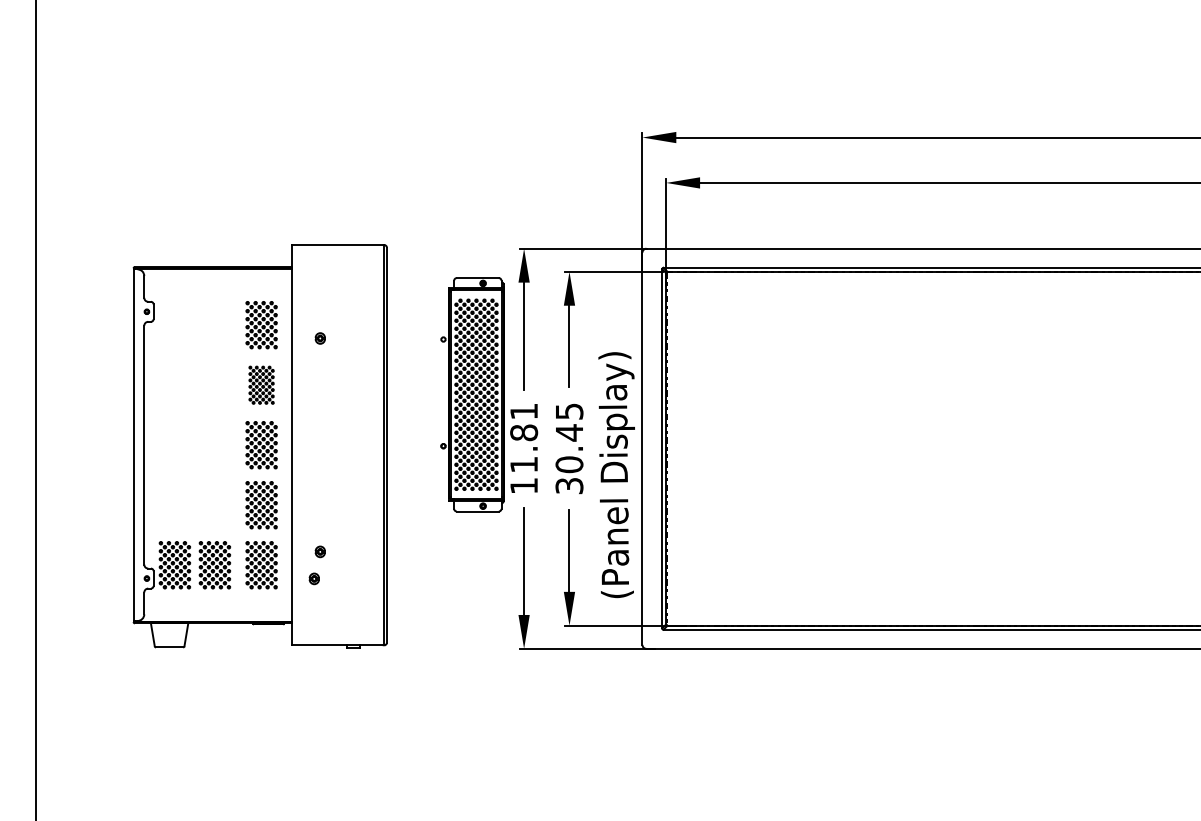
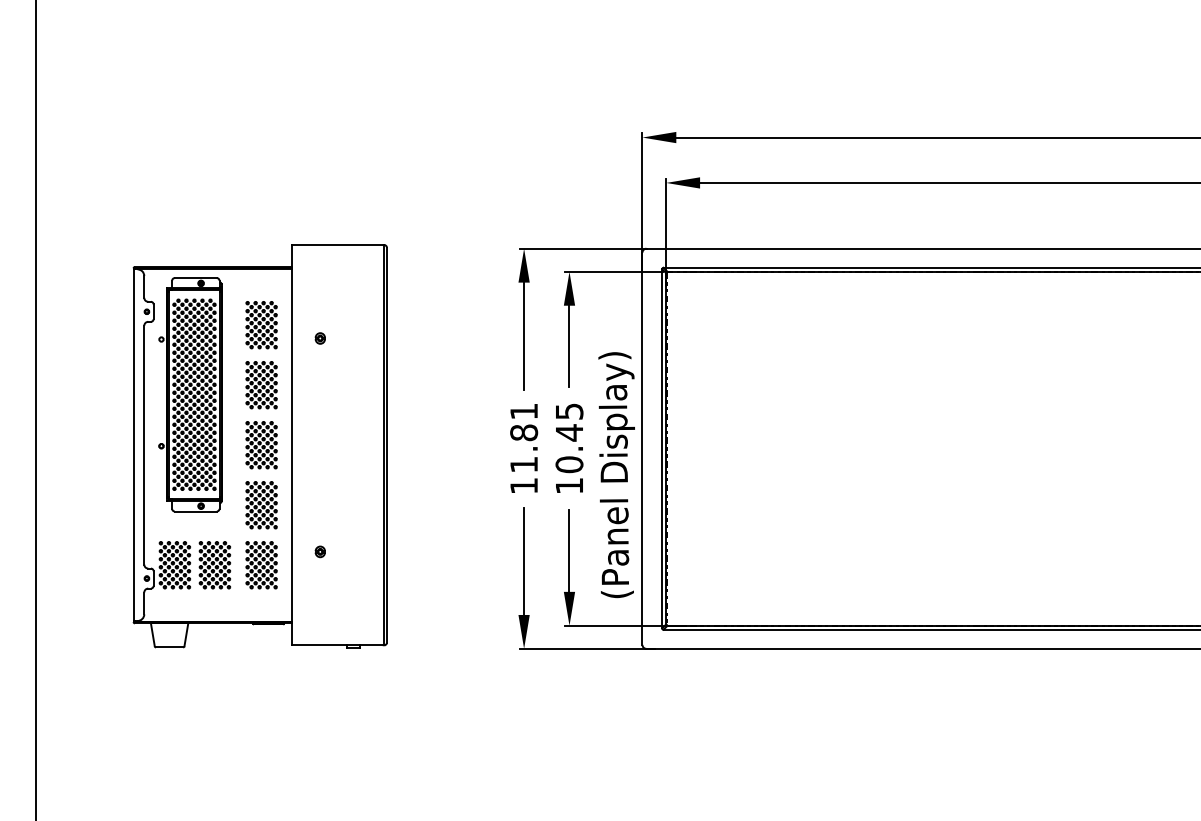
part size: 27x40 px -> 33x49 px (261, 385)
part position: (472, 394) -> (190, 394) (190, 394)
text: 30.45 -> 10.45 (569, 486)
part: present -> none (313, 578)
